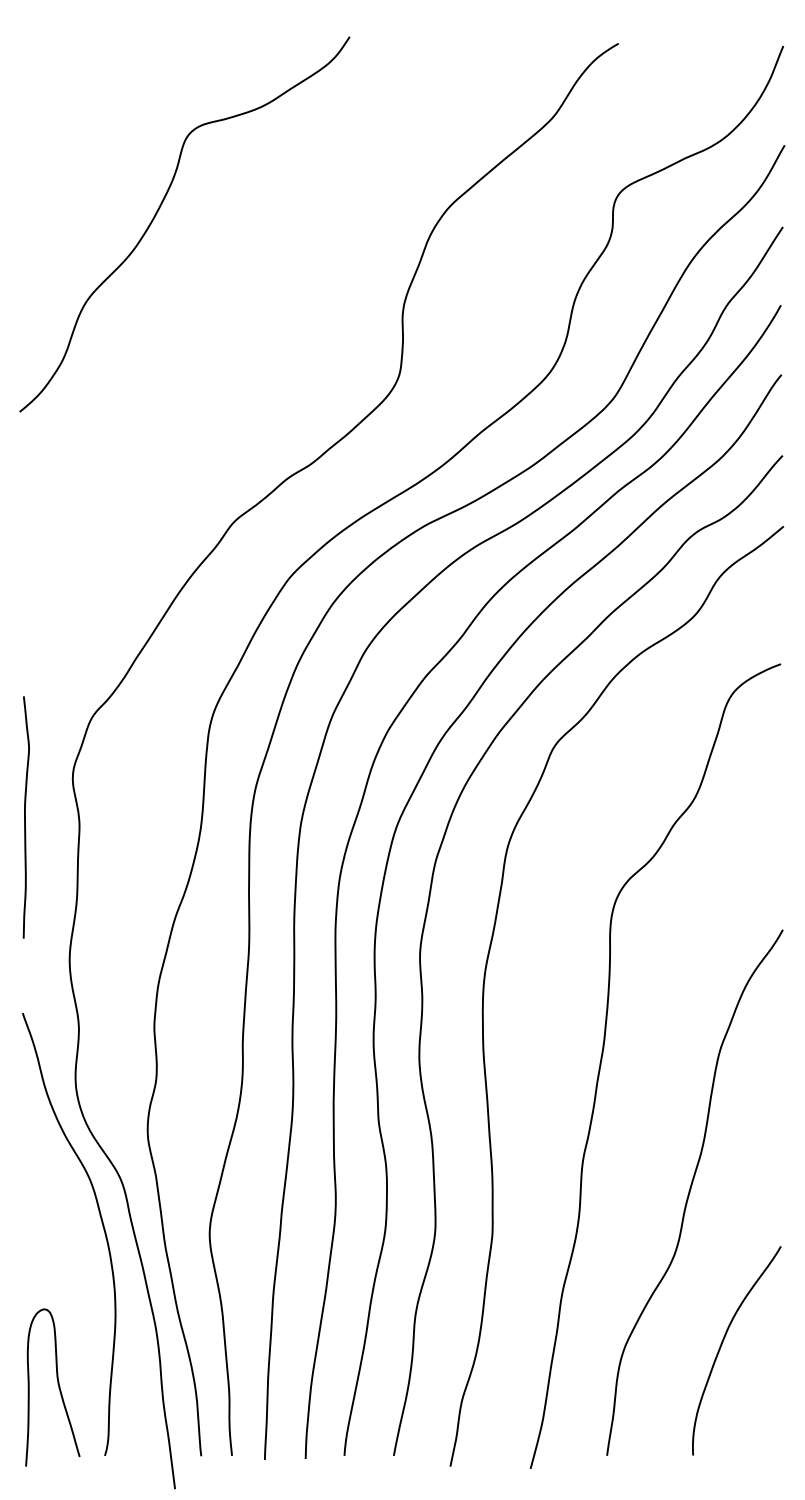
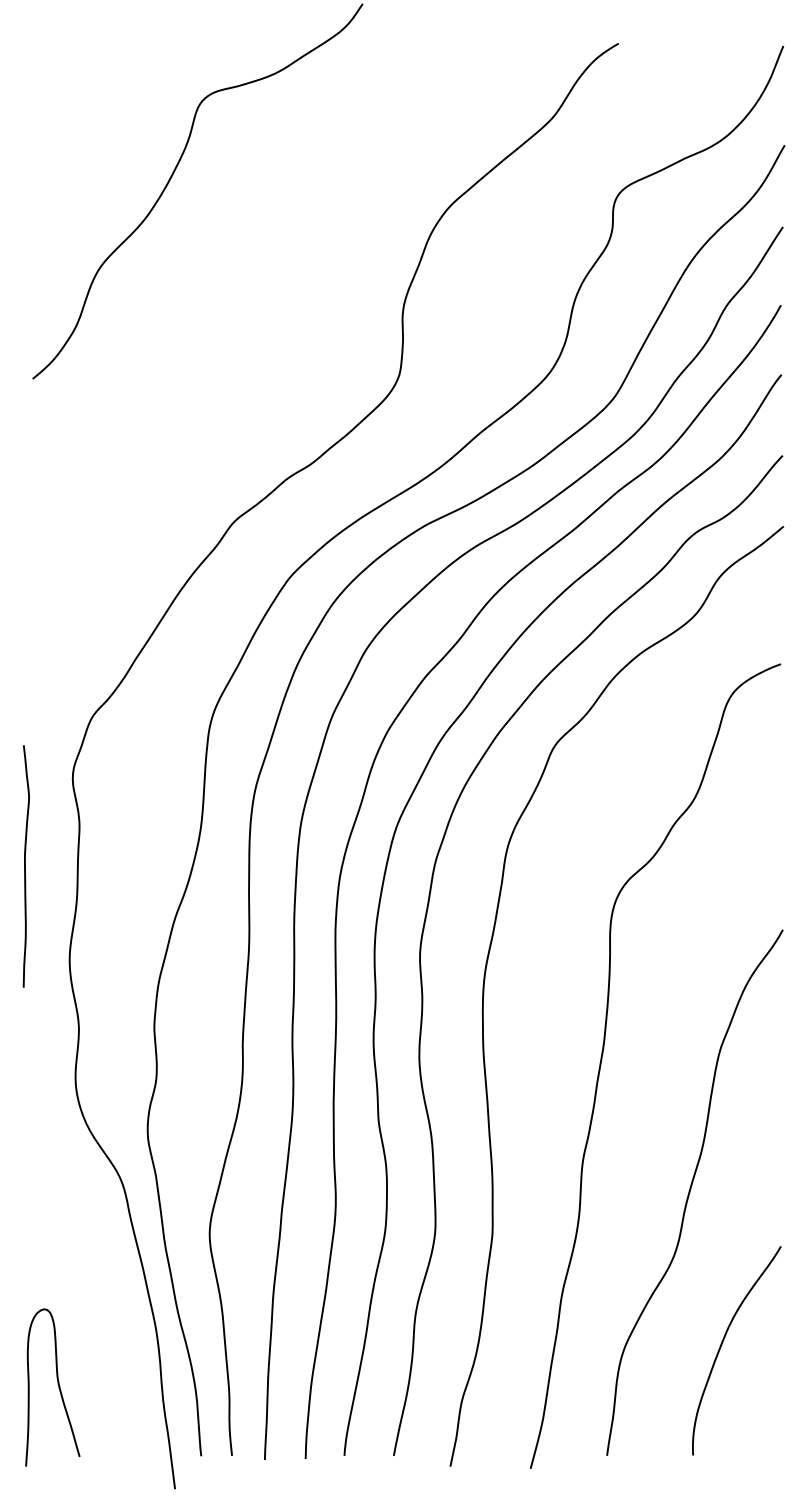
part position: (160, 208) -> (173, 175) (173, 175)
curve position: (25, 817) -> (25, 866) (25, 866)
curve: present -> none (101, 1223)
